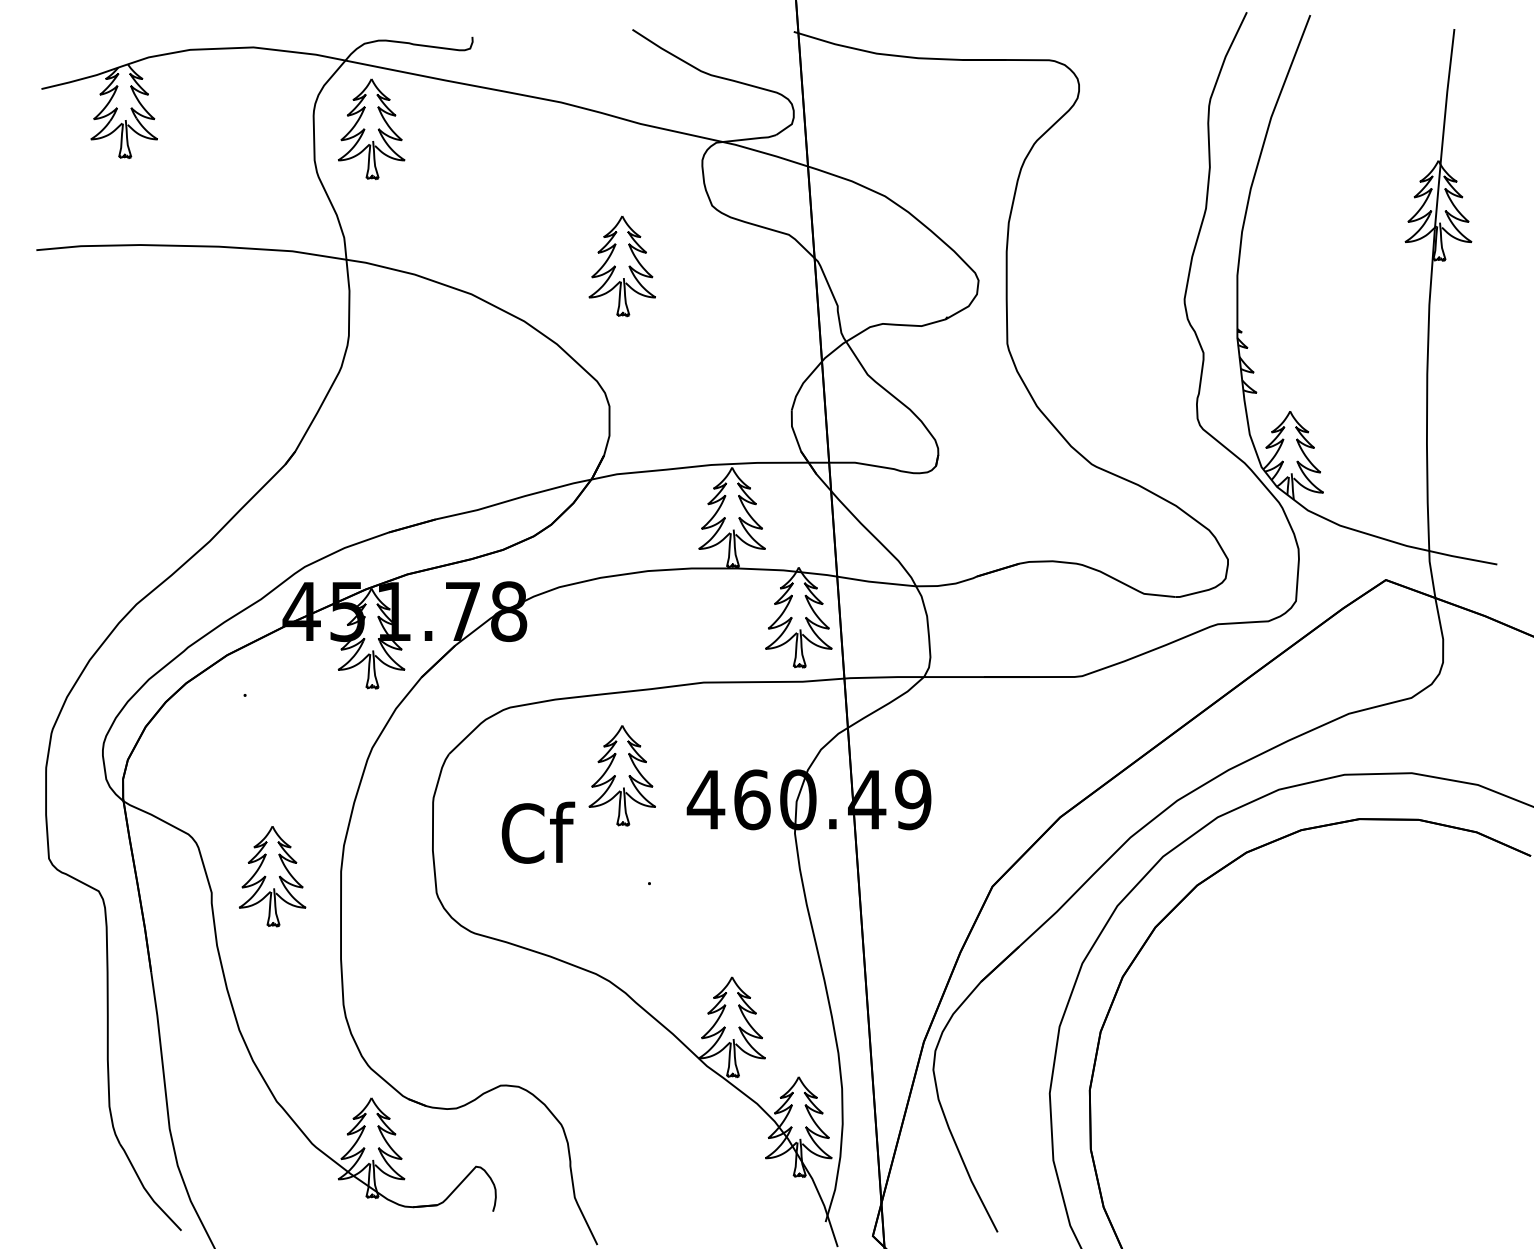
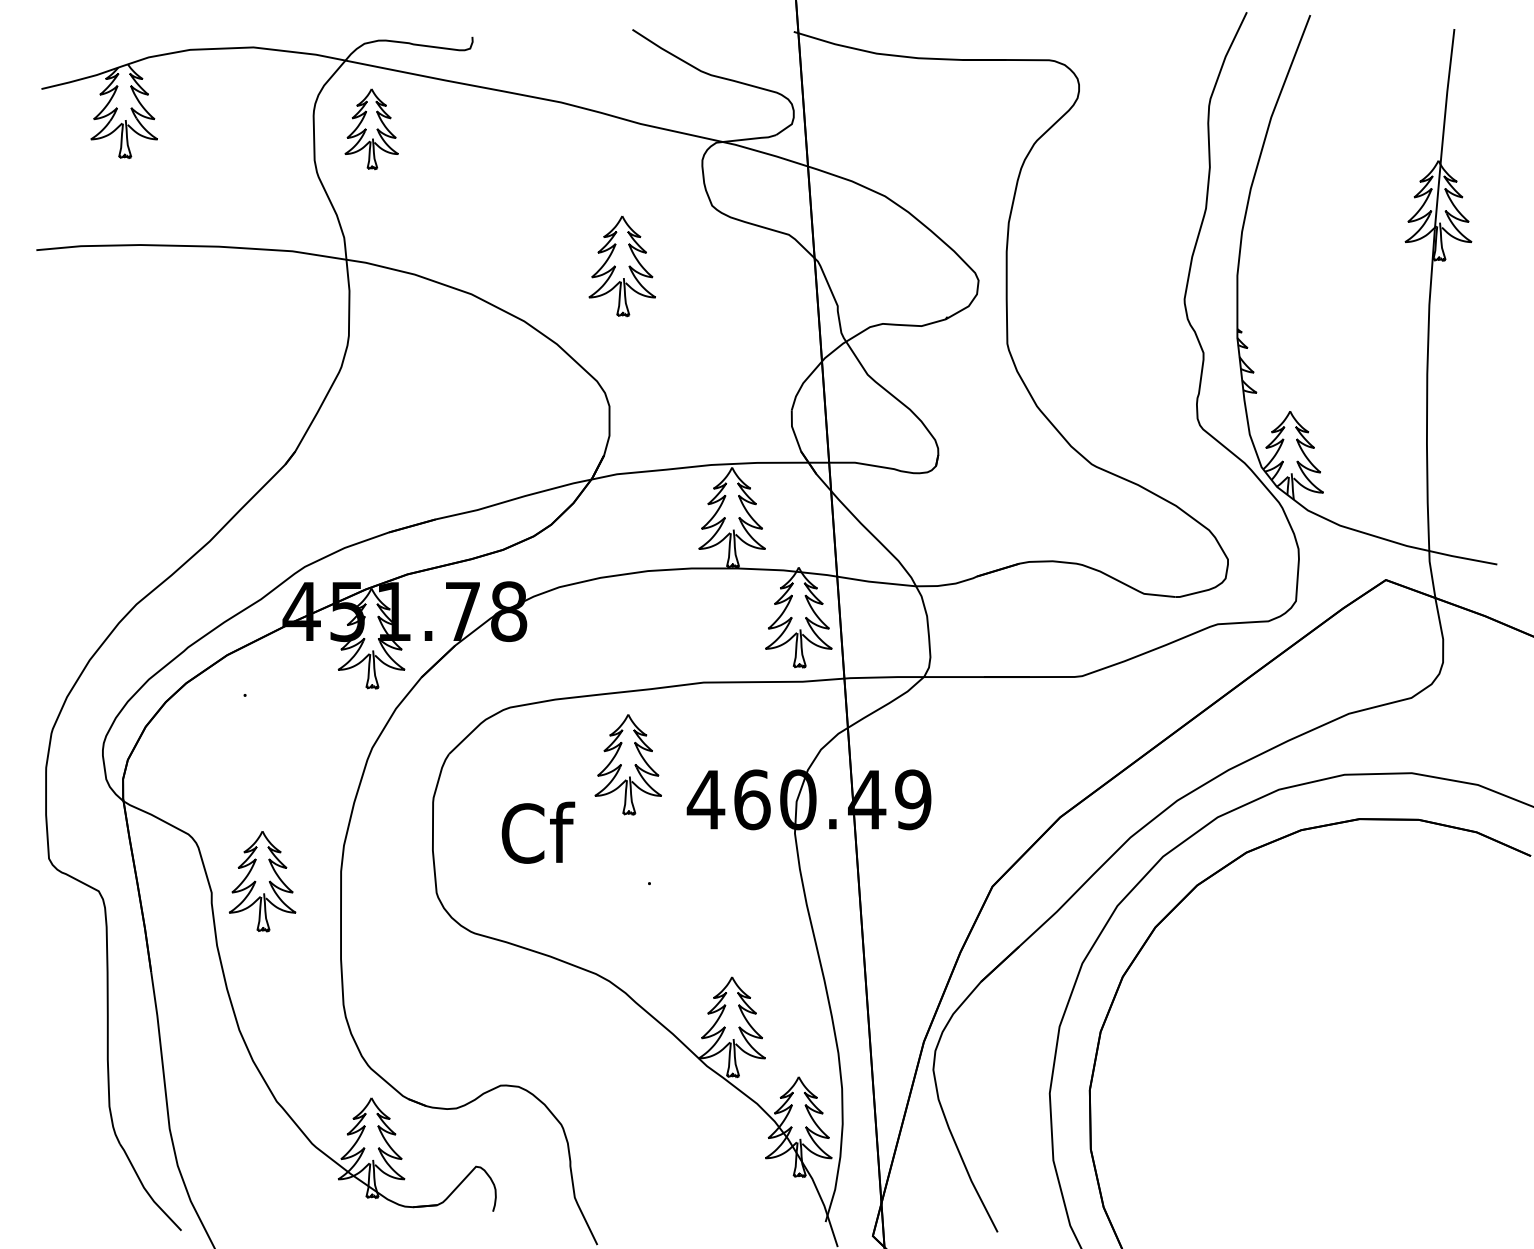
part size: 68x102 px -> 55x83 px (371, 129)
part position: (621, 775) -> (627, 764) (627, 764)
part position: (272, 876) -> (262, 881) (262, 881)
